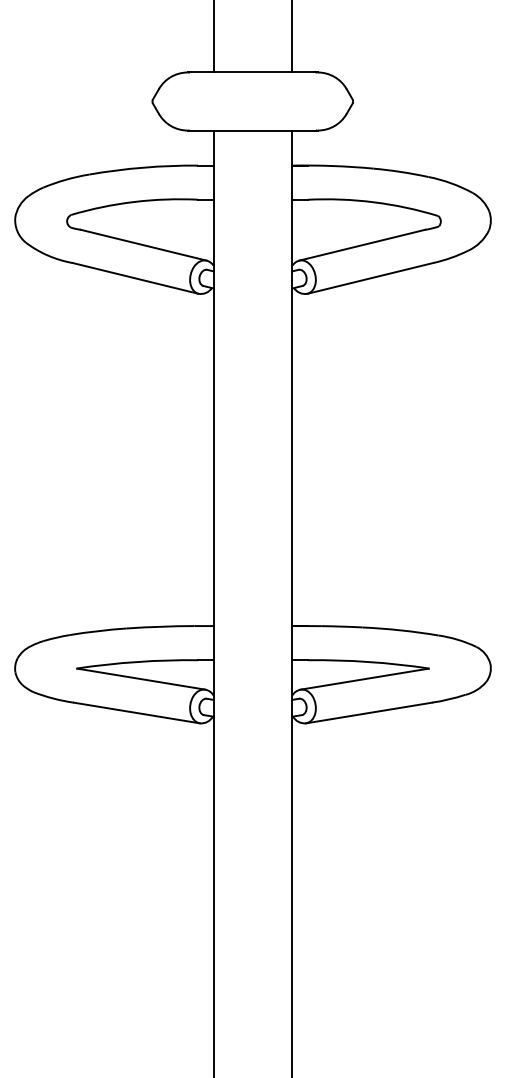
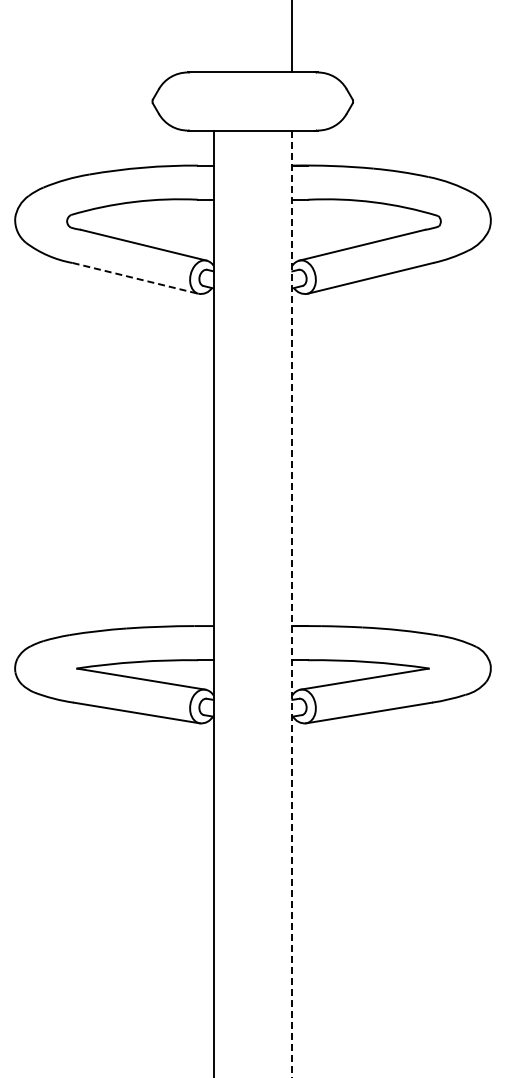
line: present -> none (213, 37)
line: solid -> dashed (135, 278)
line: solid -> dashed (292, 604)
